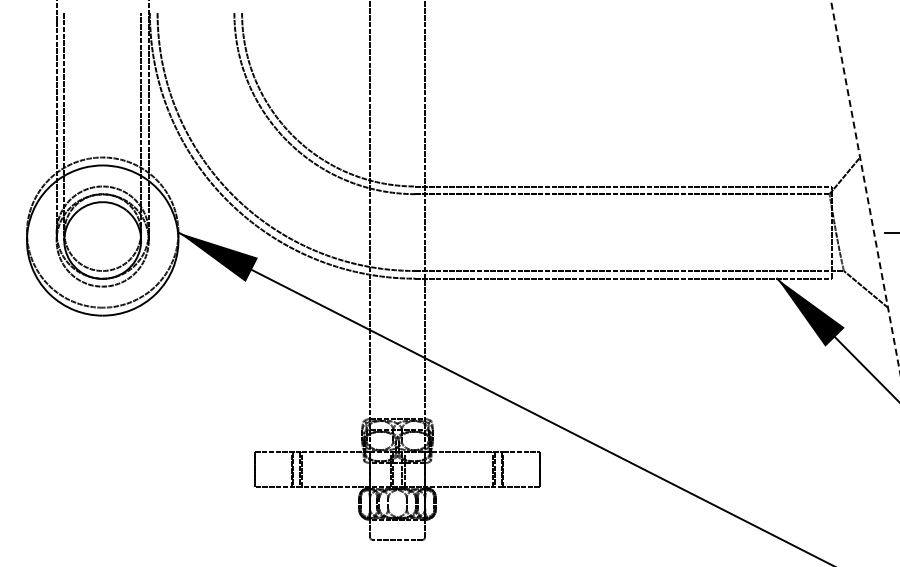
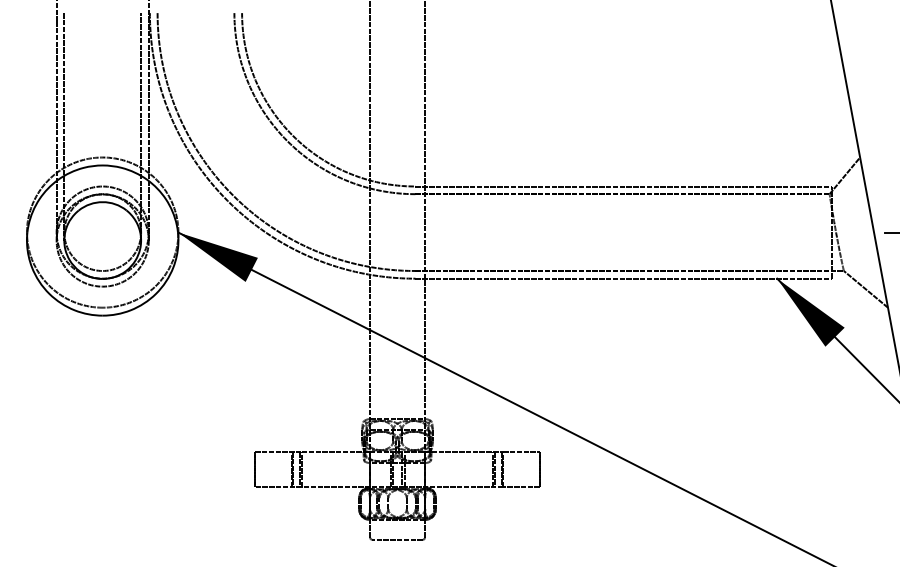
line: dashed -> solid (865, 186)
